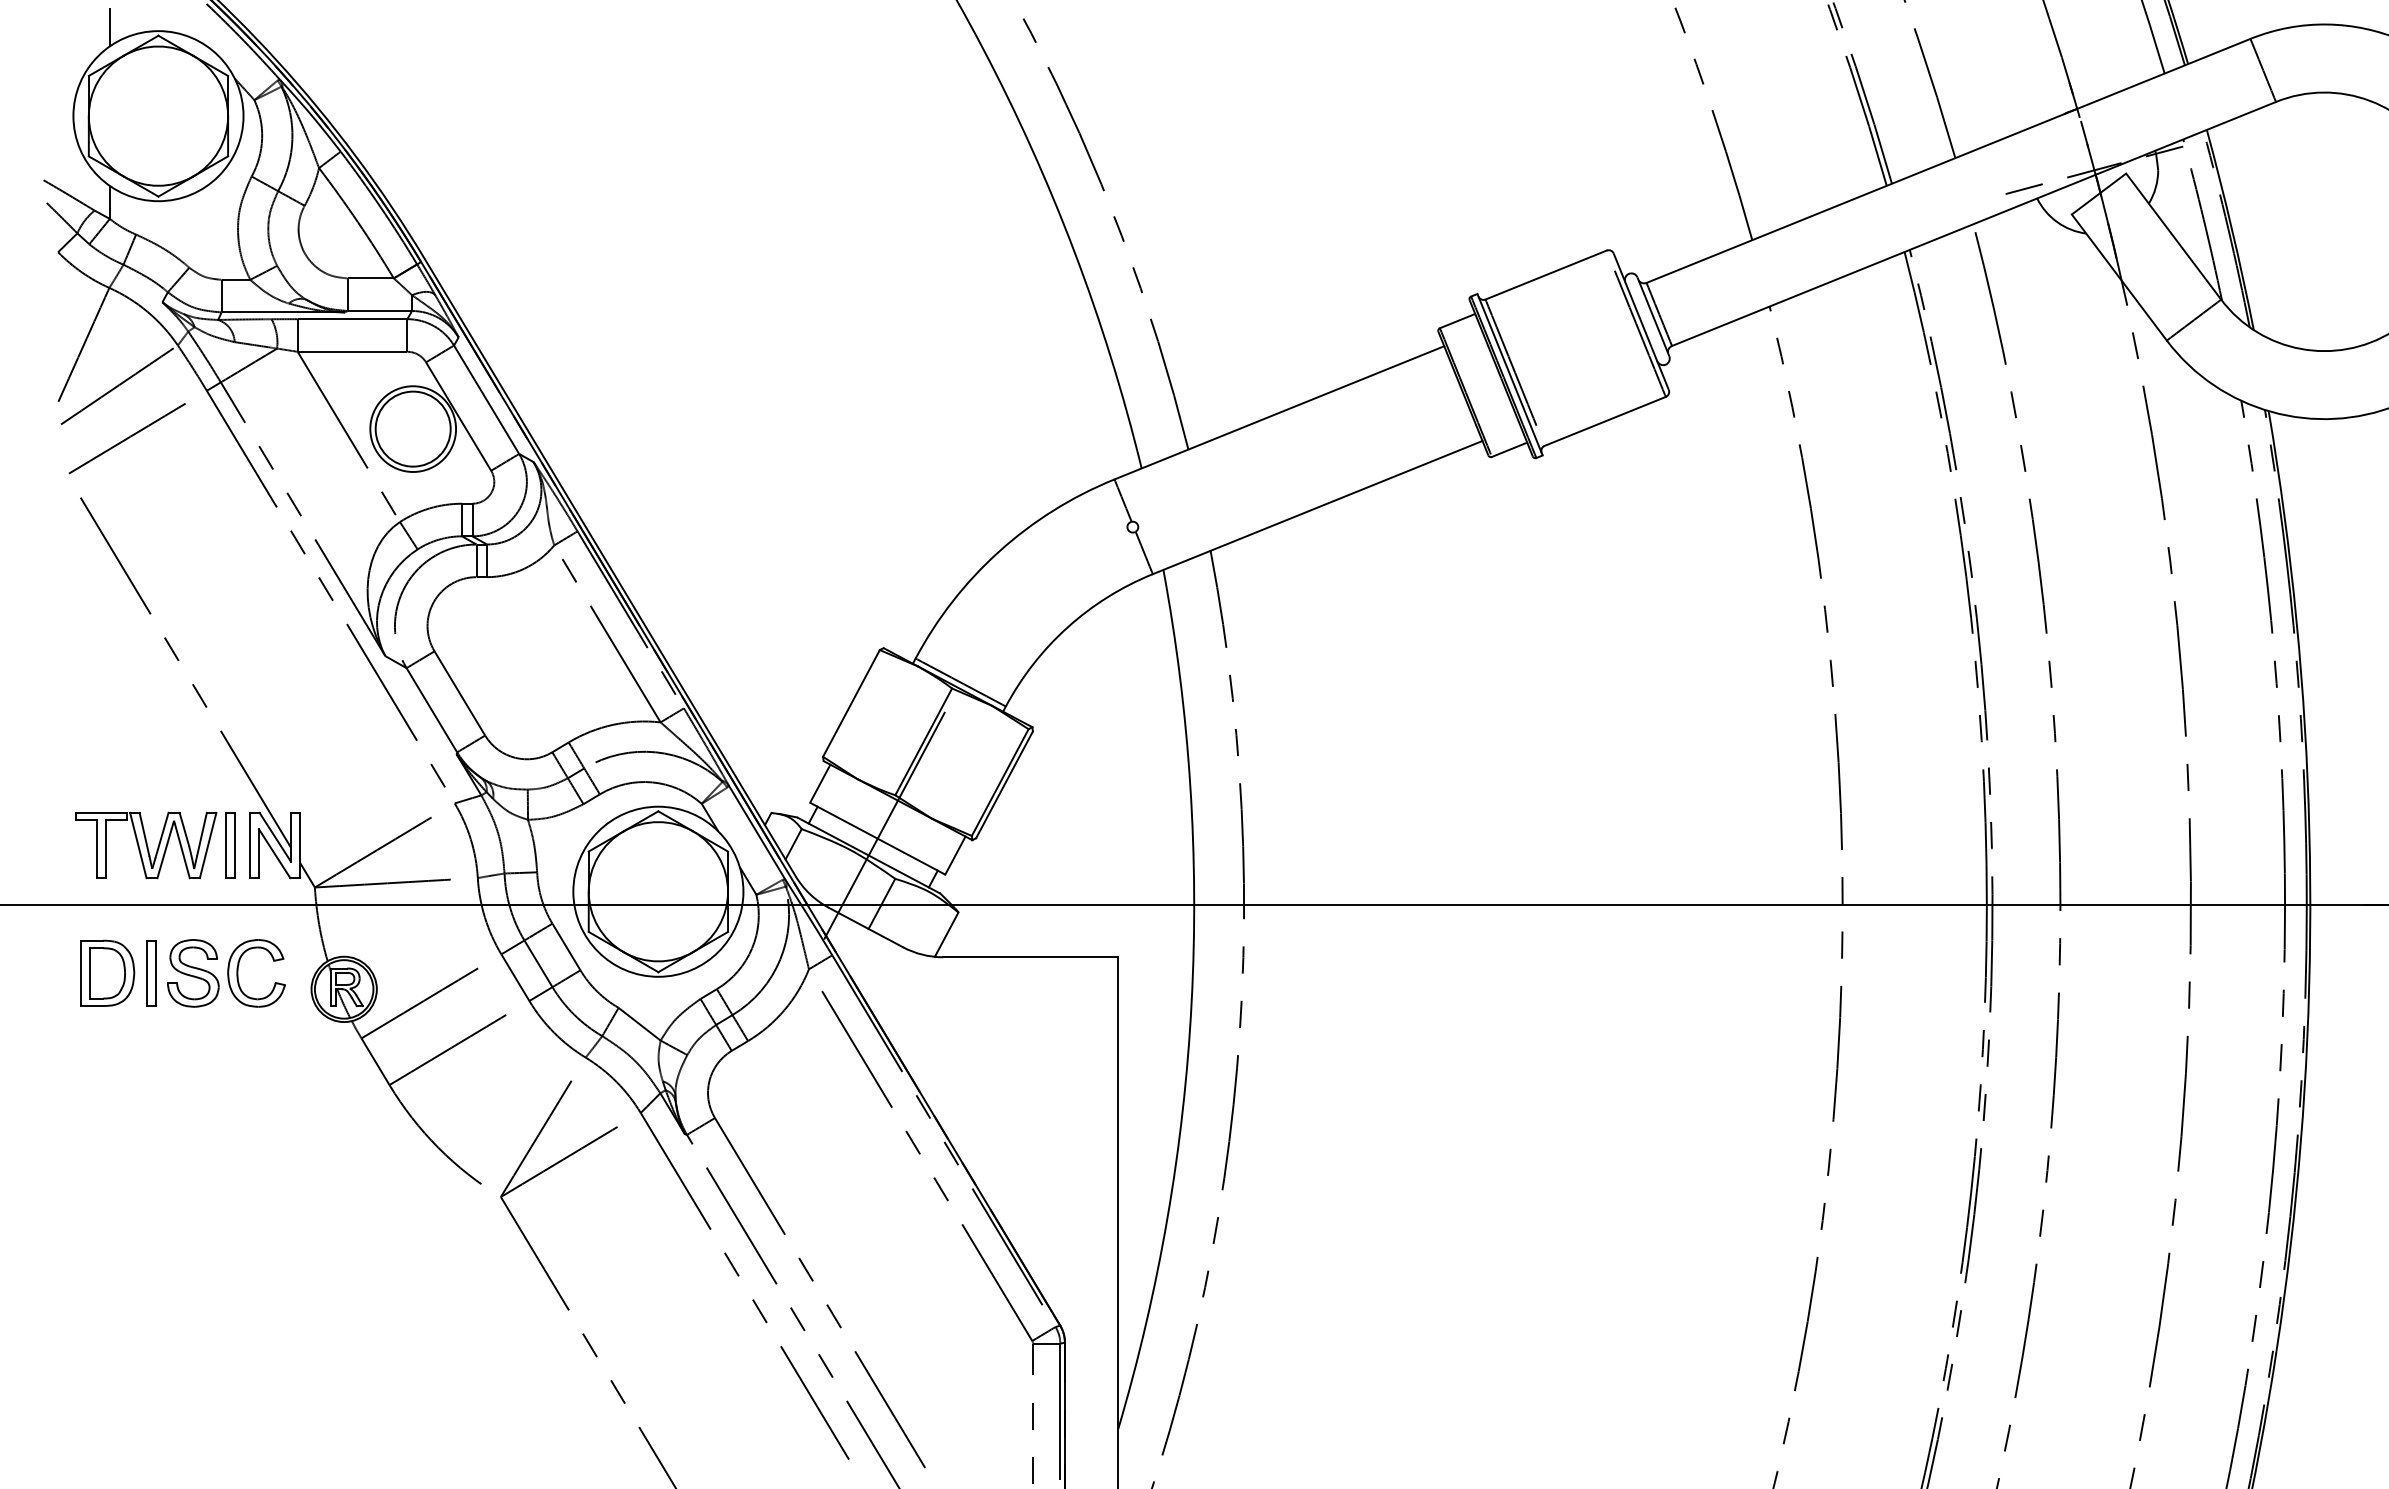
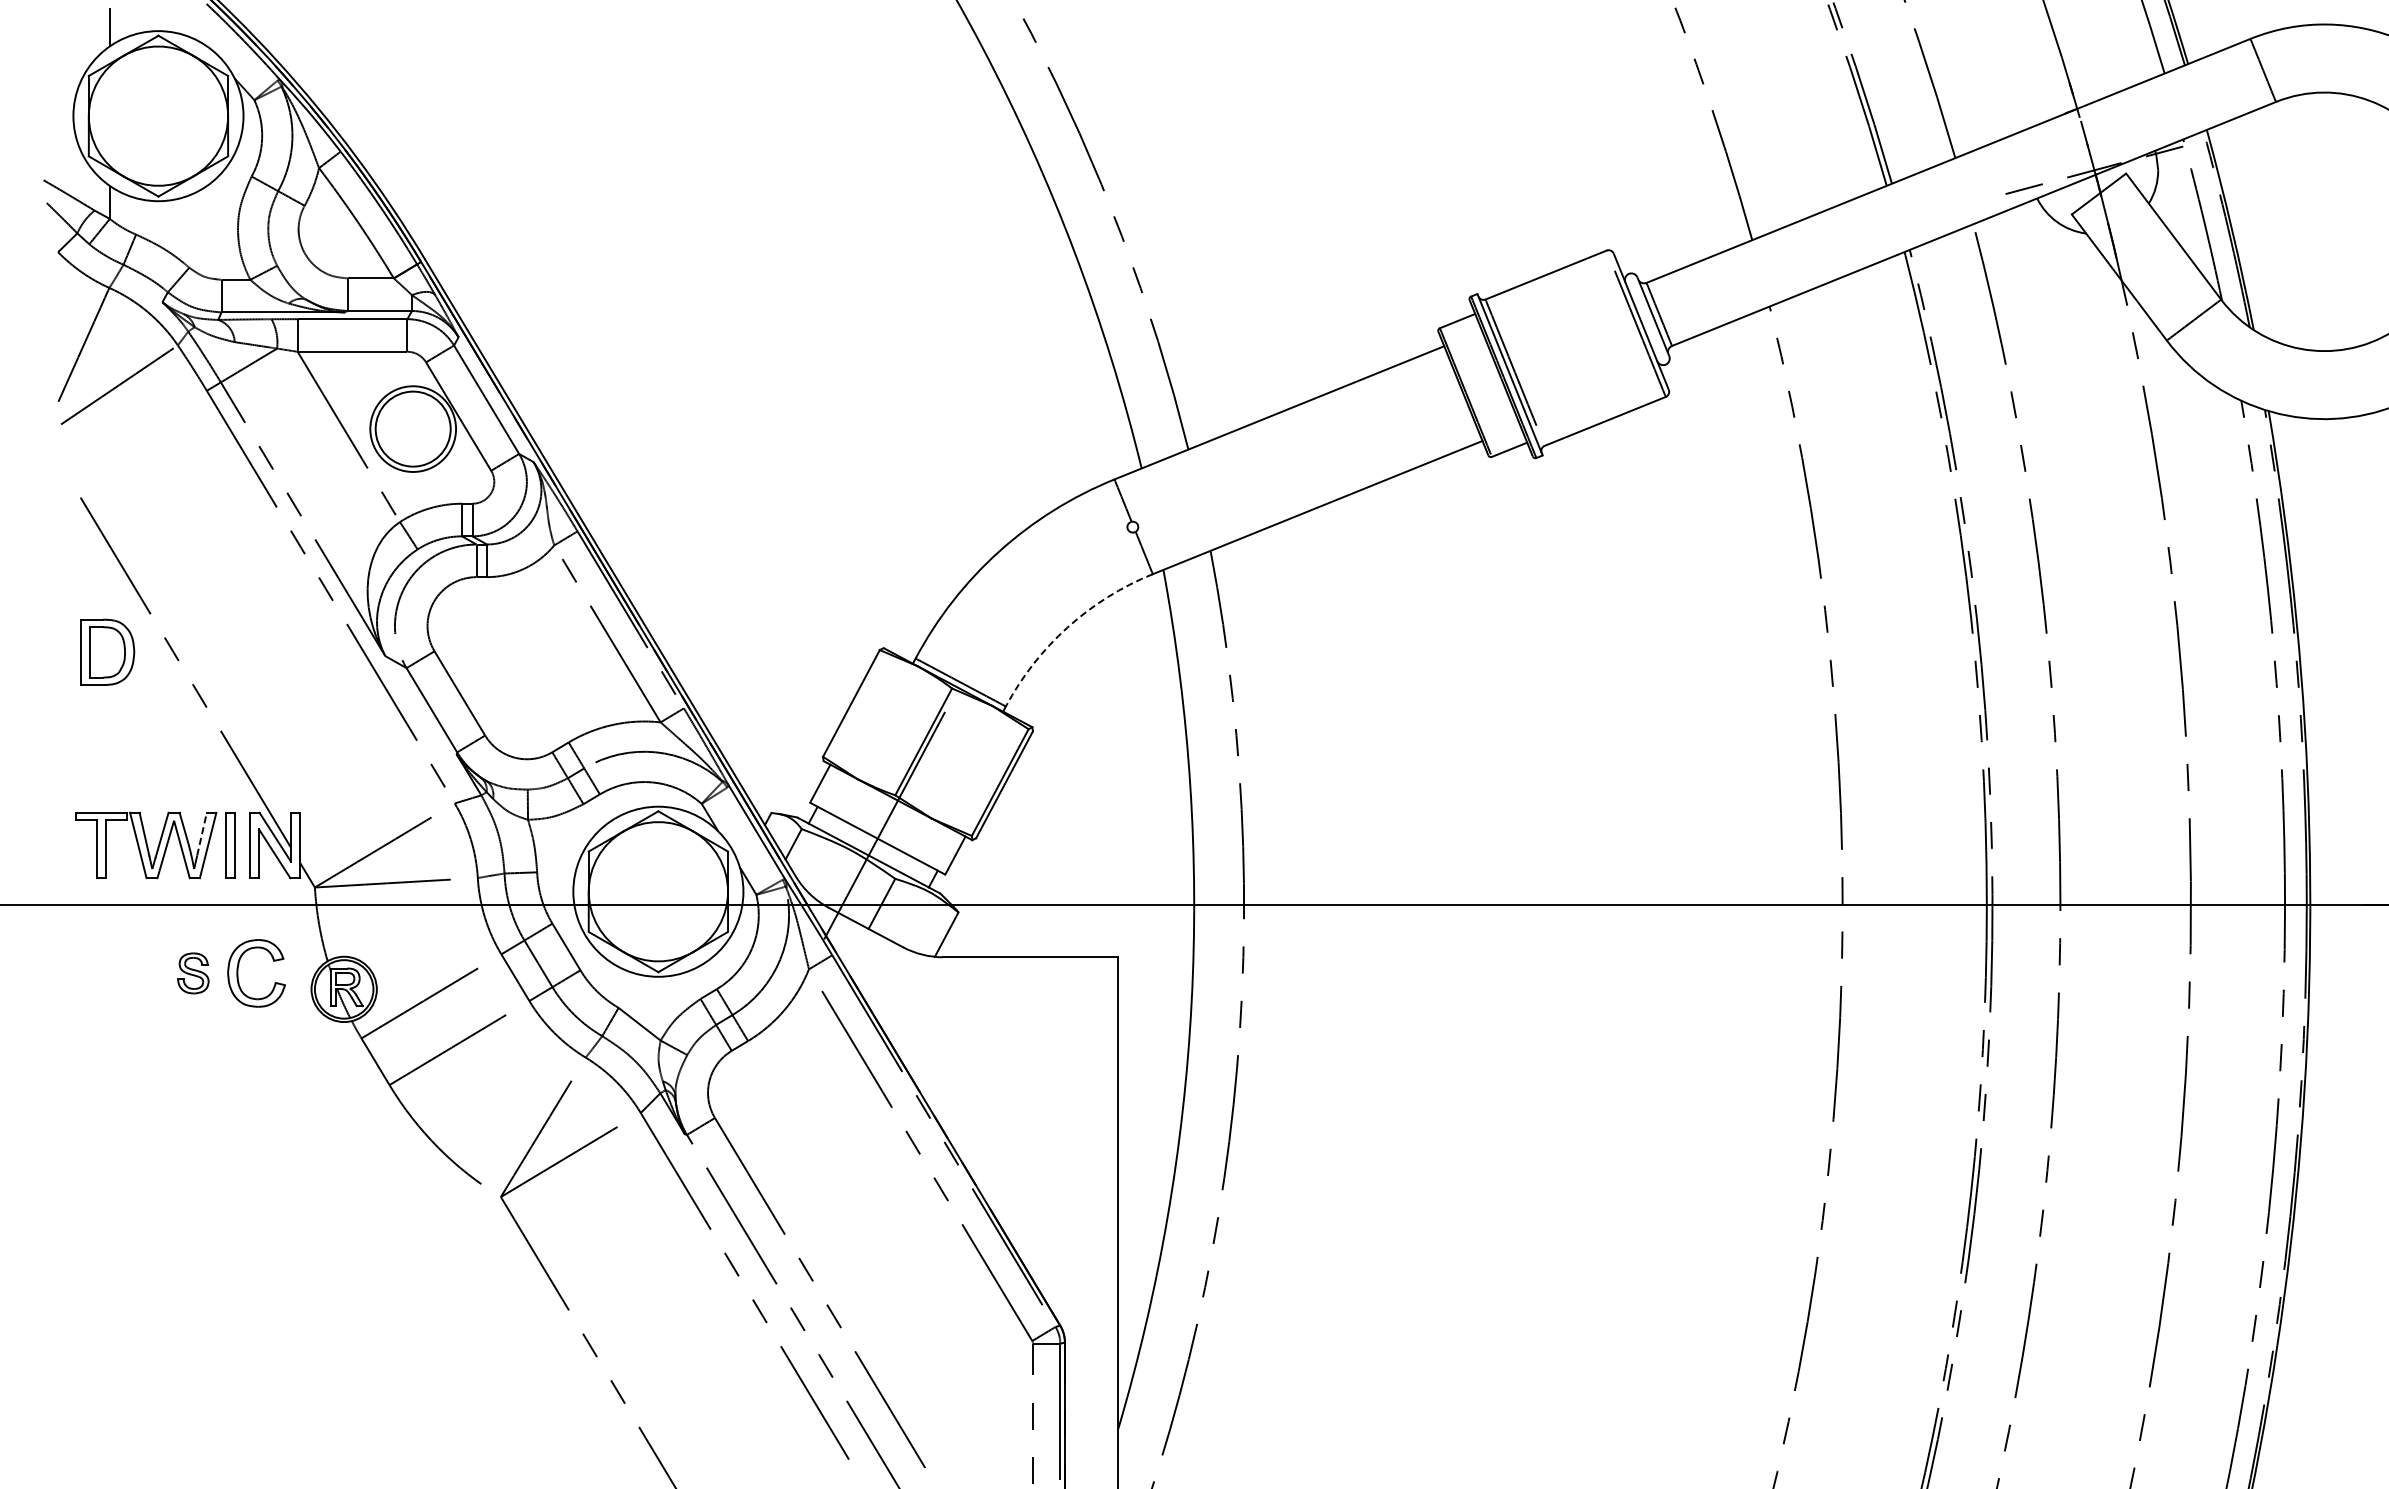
line: present -> none (126, 438)
arc: solid -> dashed (1067, 627)
line: solid -> dashed (202, 834)
part position: (107, 972) -> (107, 651) (107, 651)
part: present -> none (151, 973)
part size: 53x69 px -> 33x43 px (193, 973)
